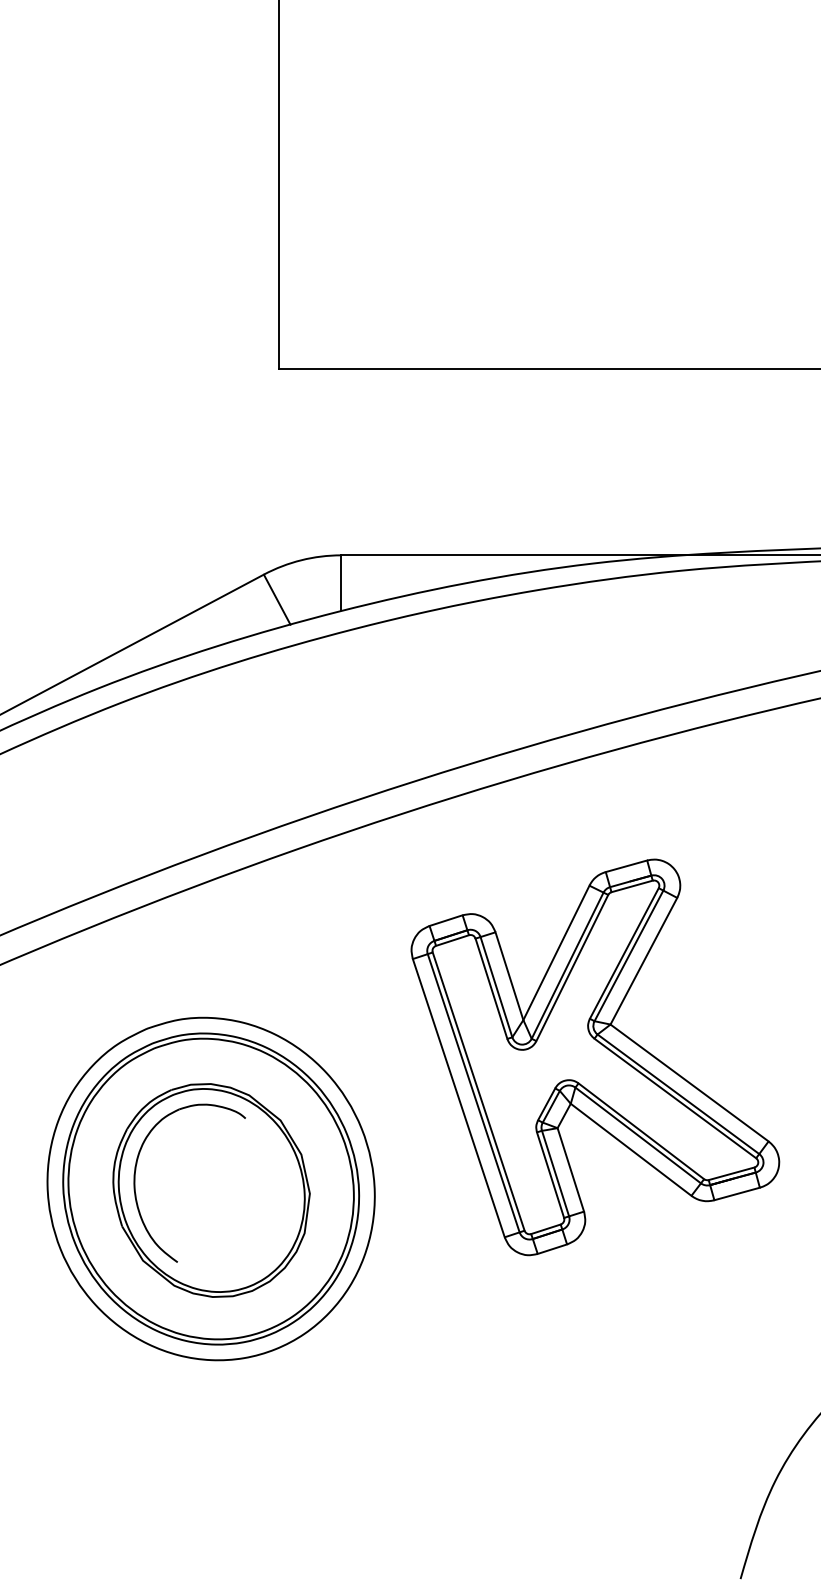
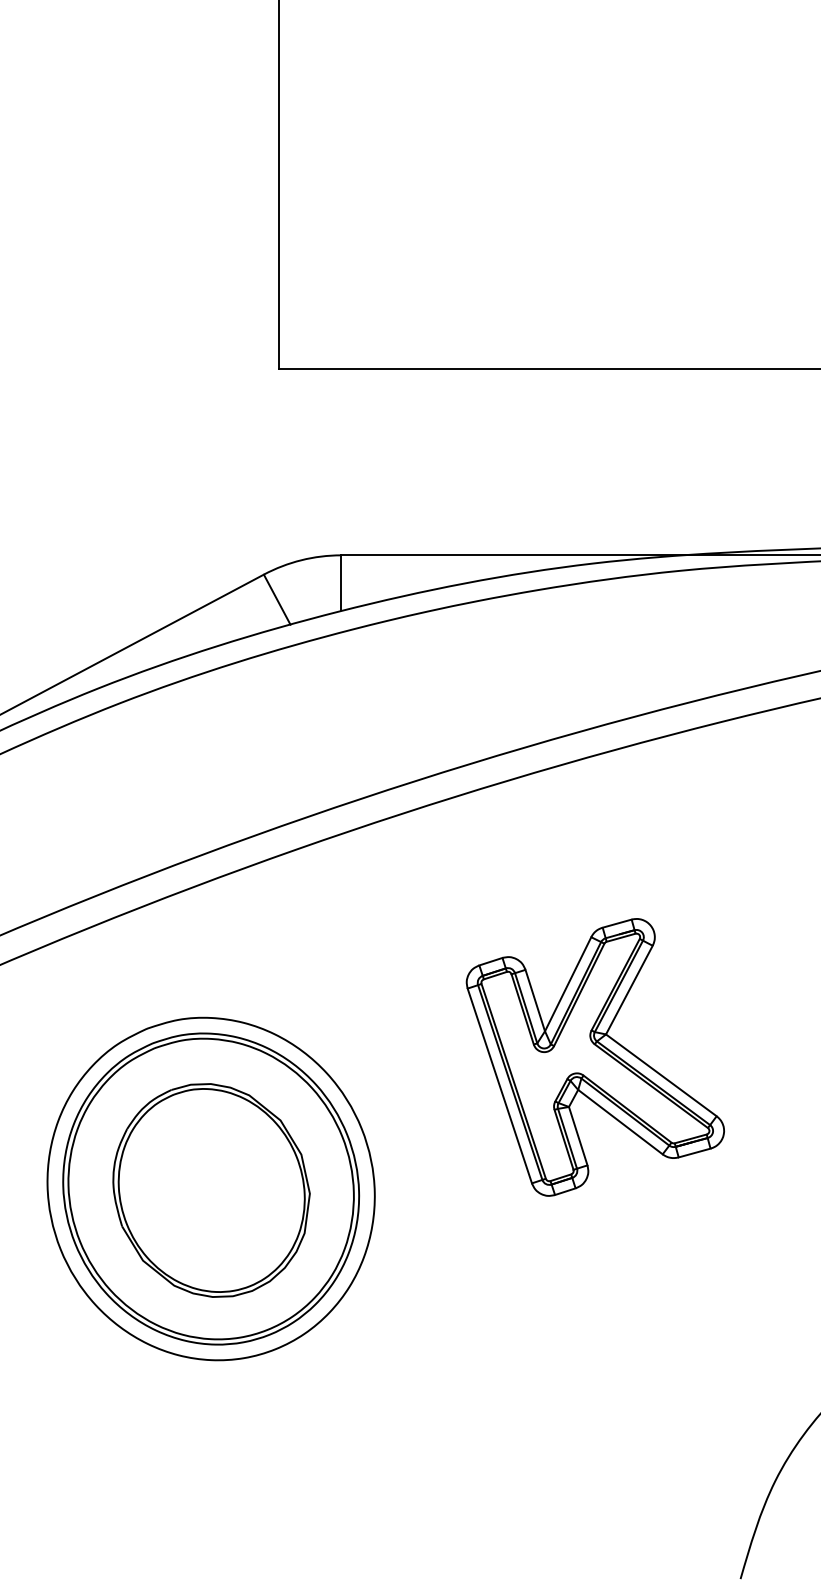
part size: 371x399 px -> 260x279 px (594, 1057)
part: present -> none (135, 1182)
